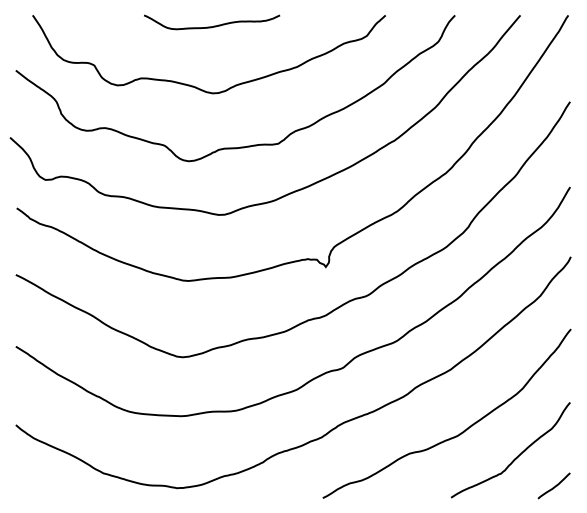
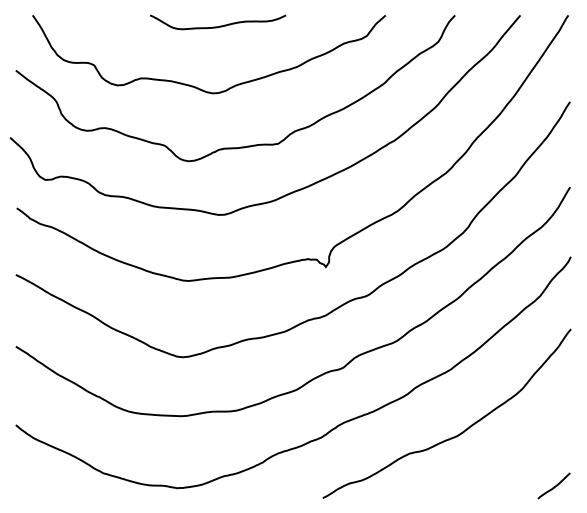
curve position: (213, 25) -> (219, 25) (219, 25)
curve: present -> none (516, 456)
